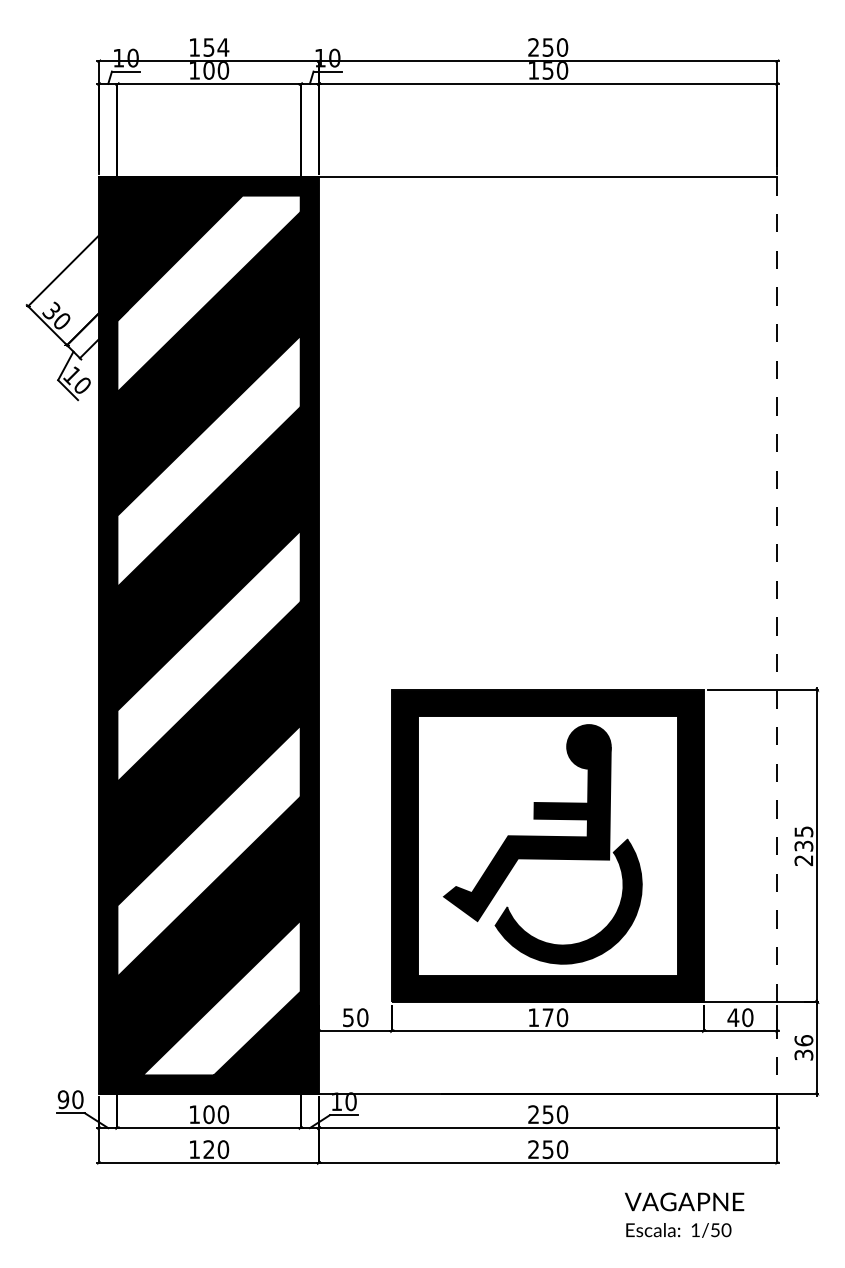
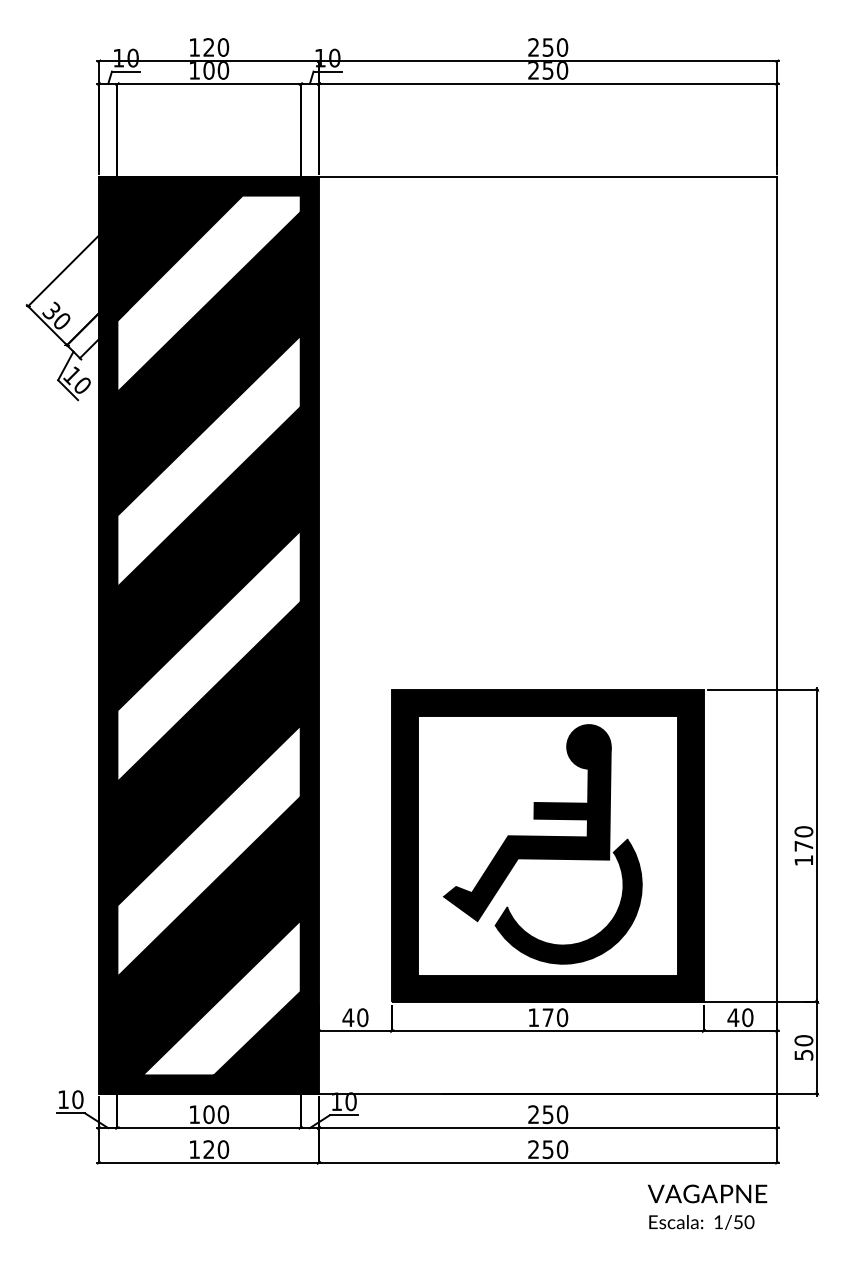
text: 154 -> 120 (216, 47)
text: 150 -> 250 (533, 70)
line: dashed -> solid (777, 637)
text: 235 -> 170 (803, 846)
text: 50 -> 40 (348, 1017)
text: 36 -> 50 (803, 1047)
text: 90 -> 10 (63, 1099)
text position: (684, 1214) -> (707, 1206) (707, 1206)
